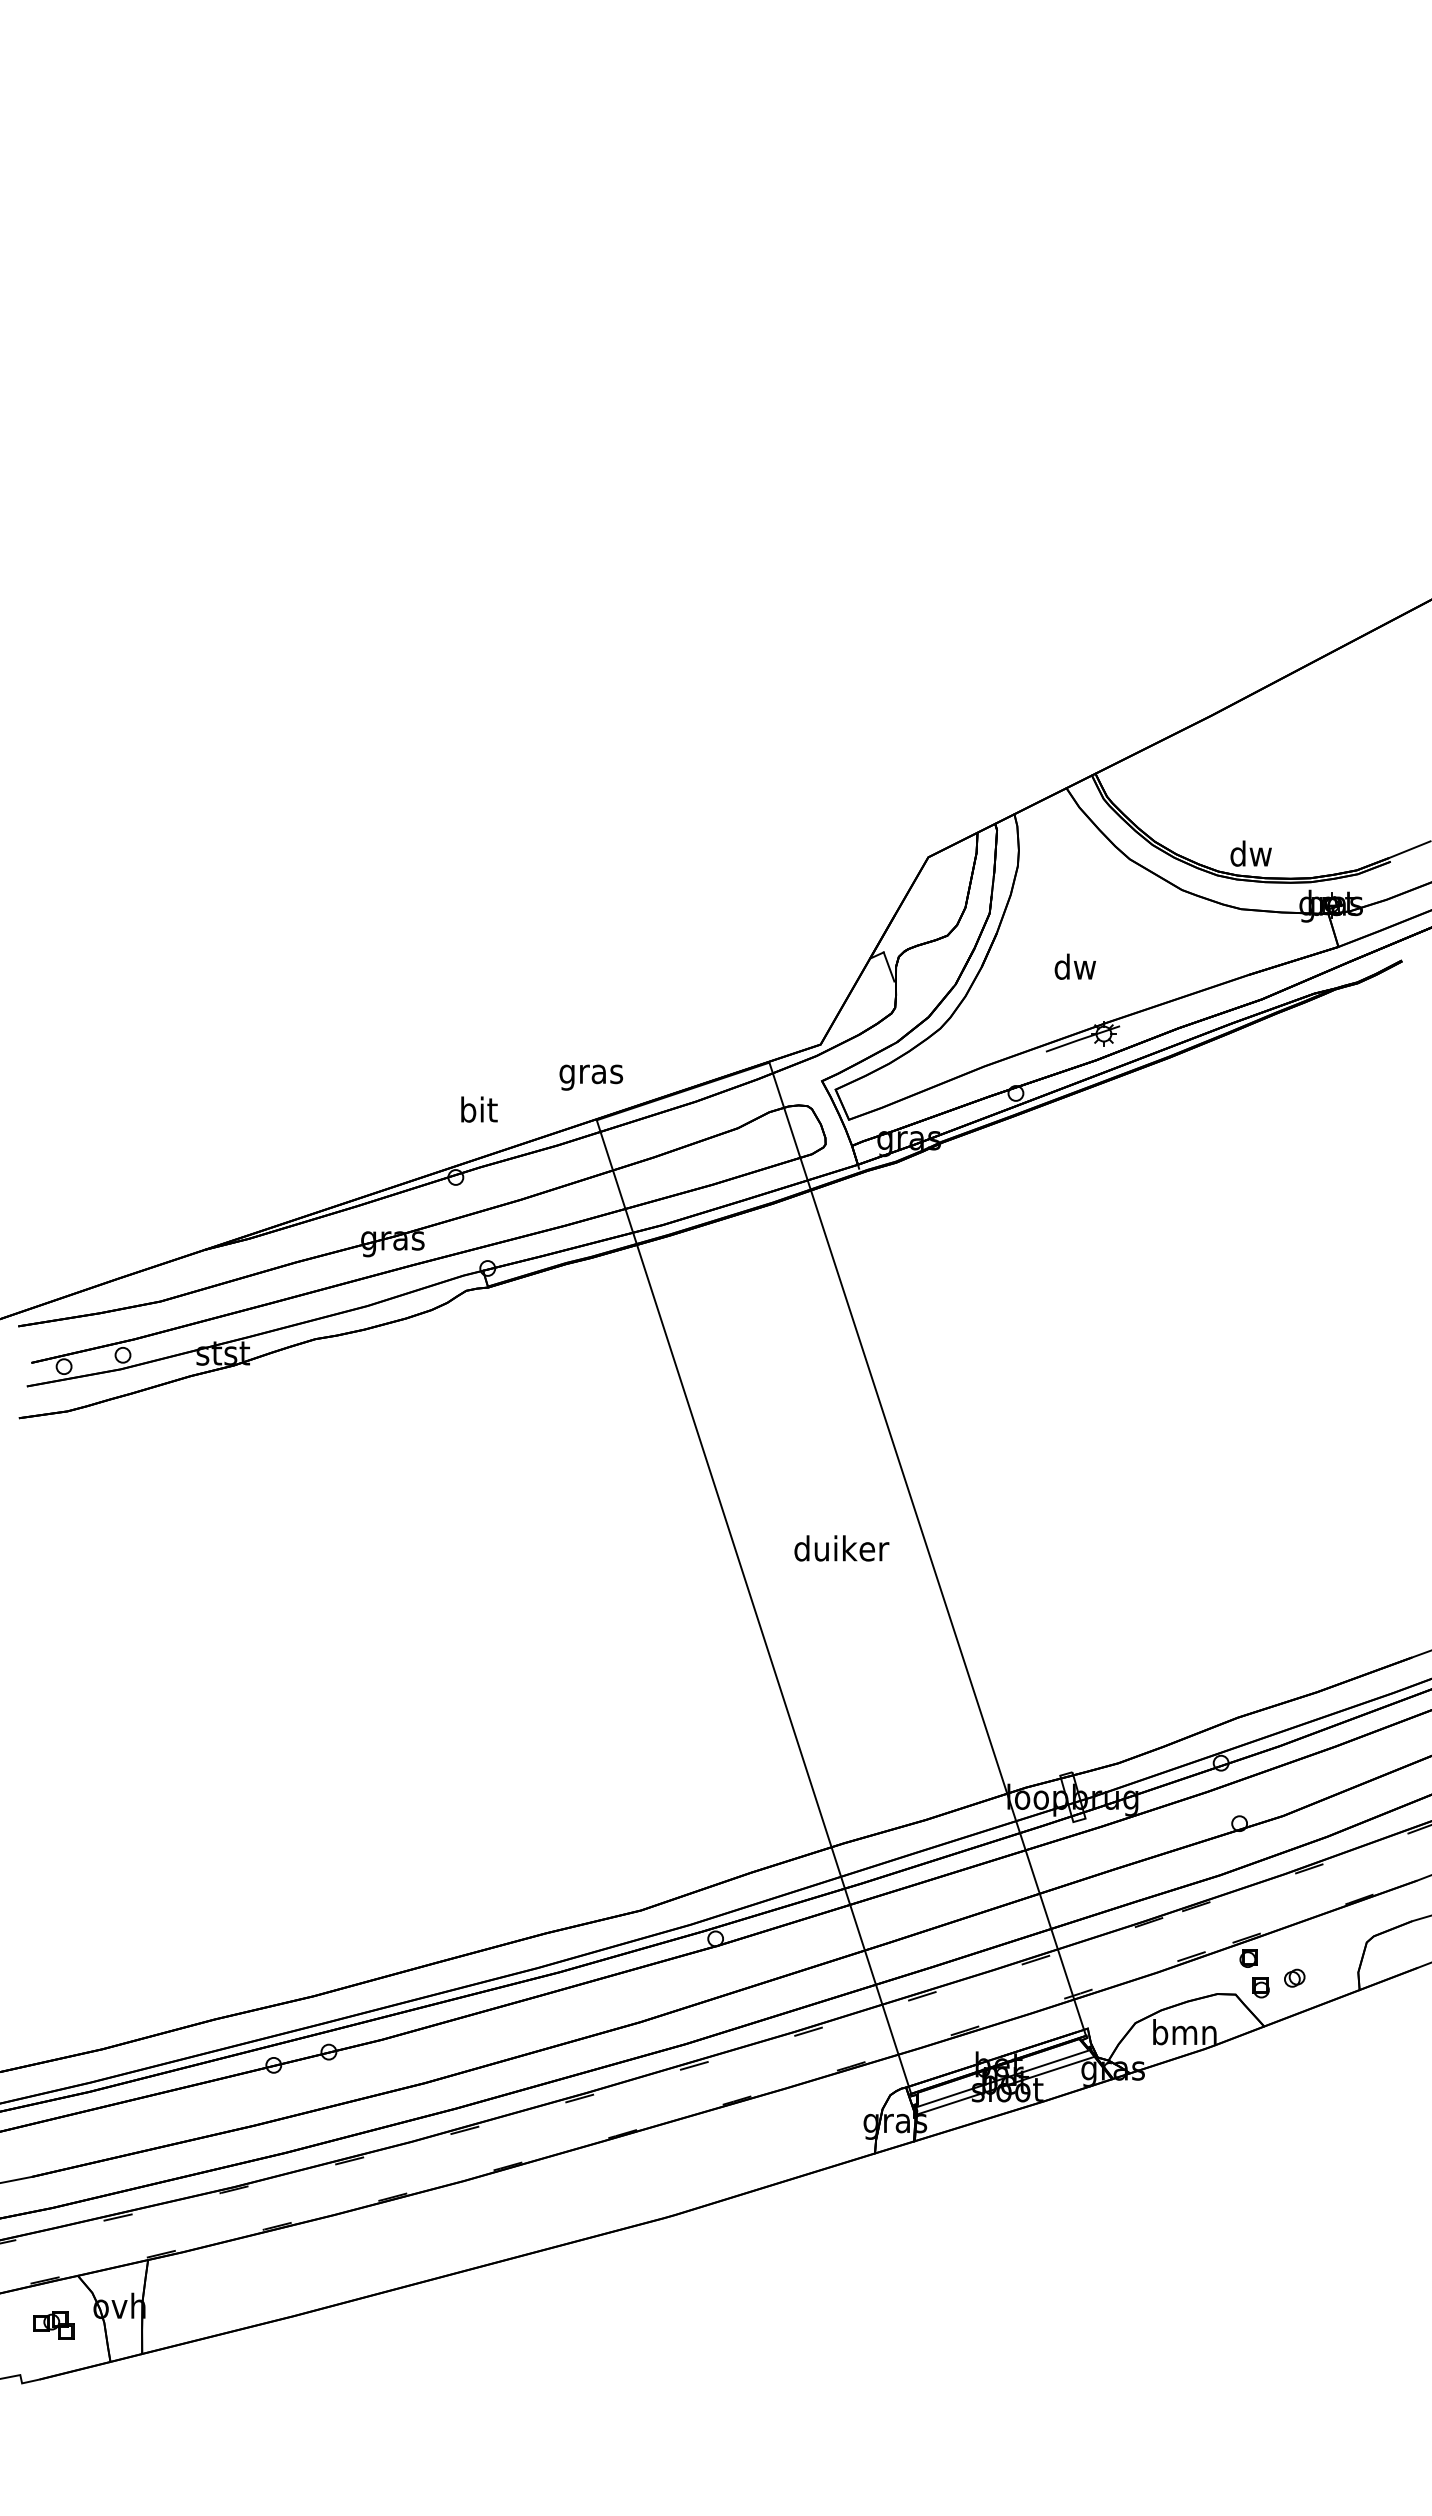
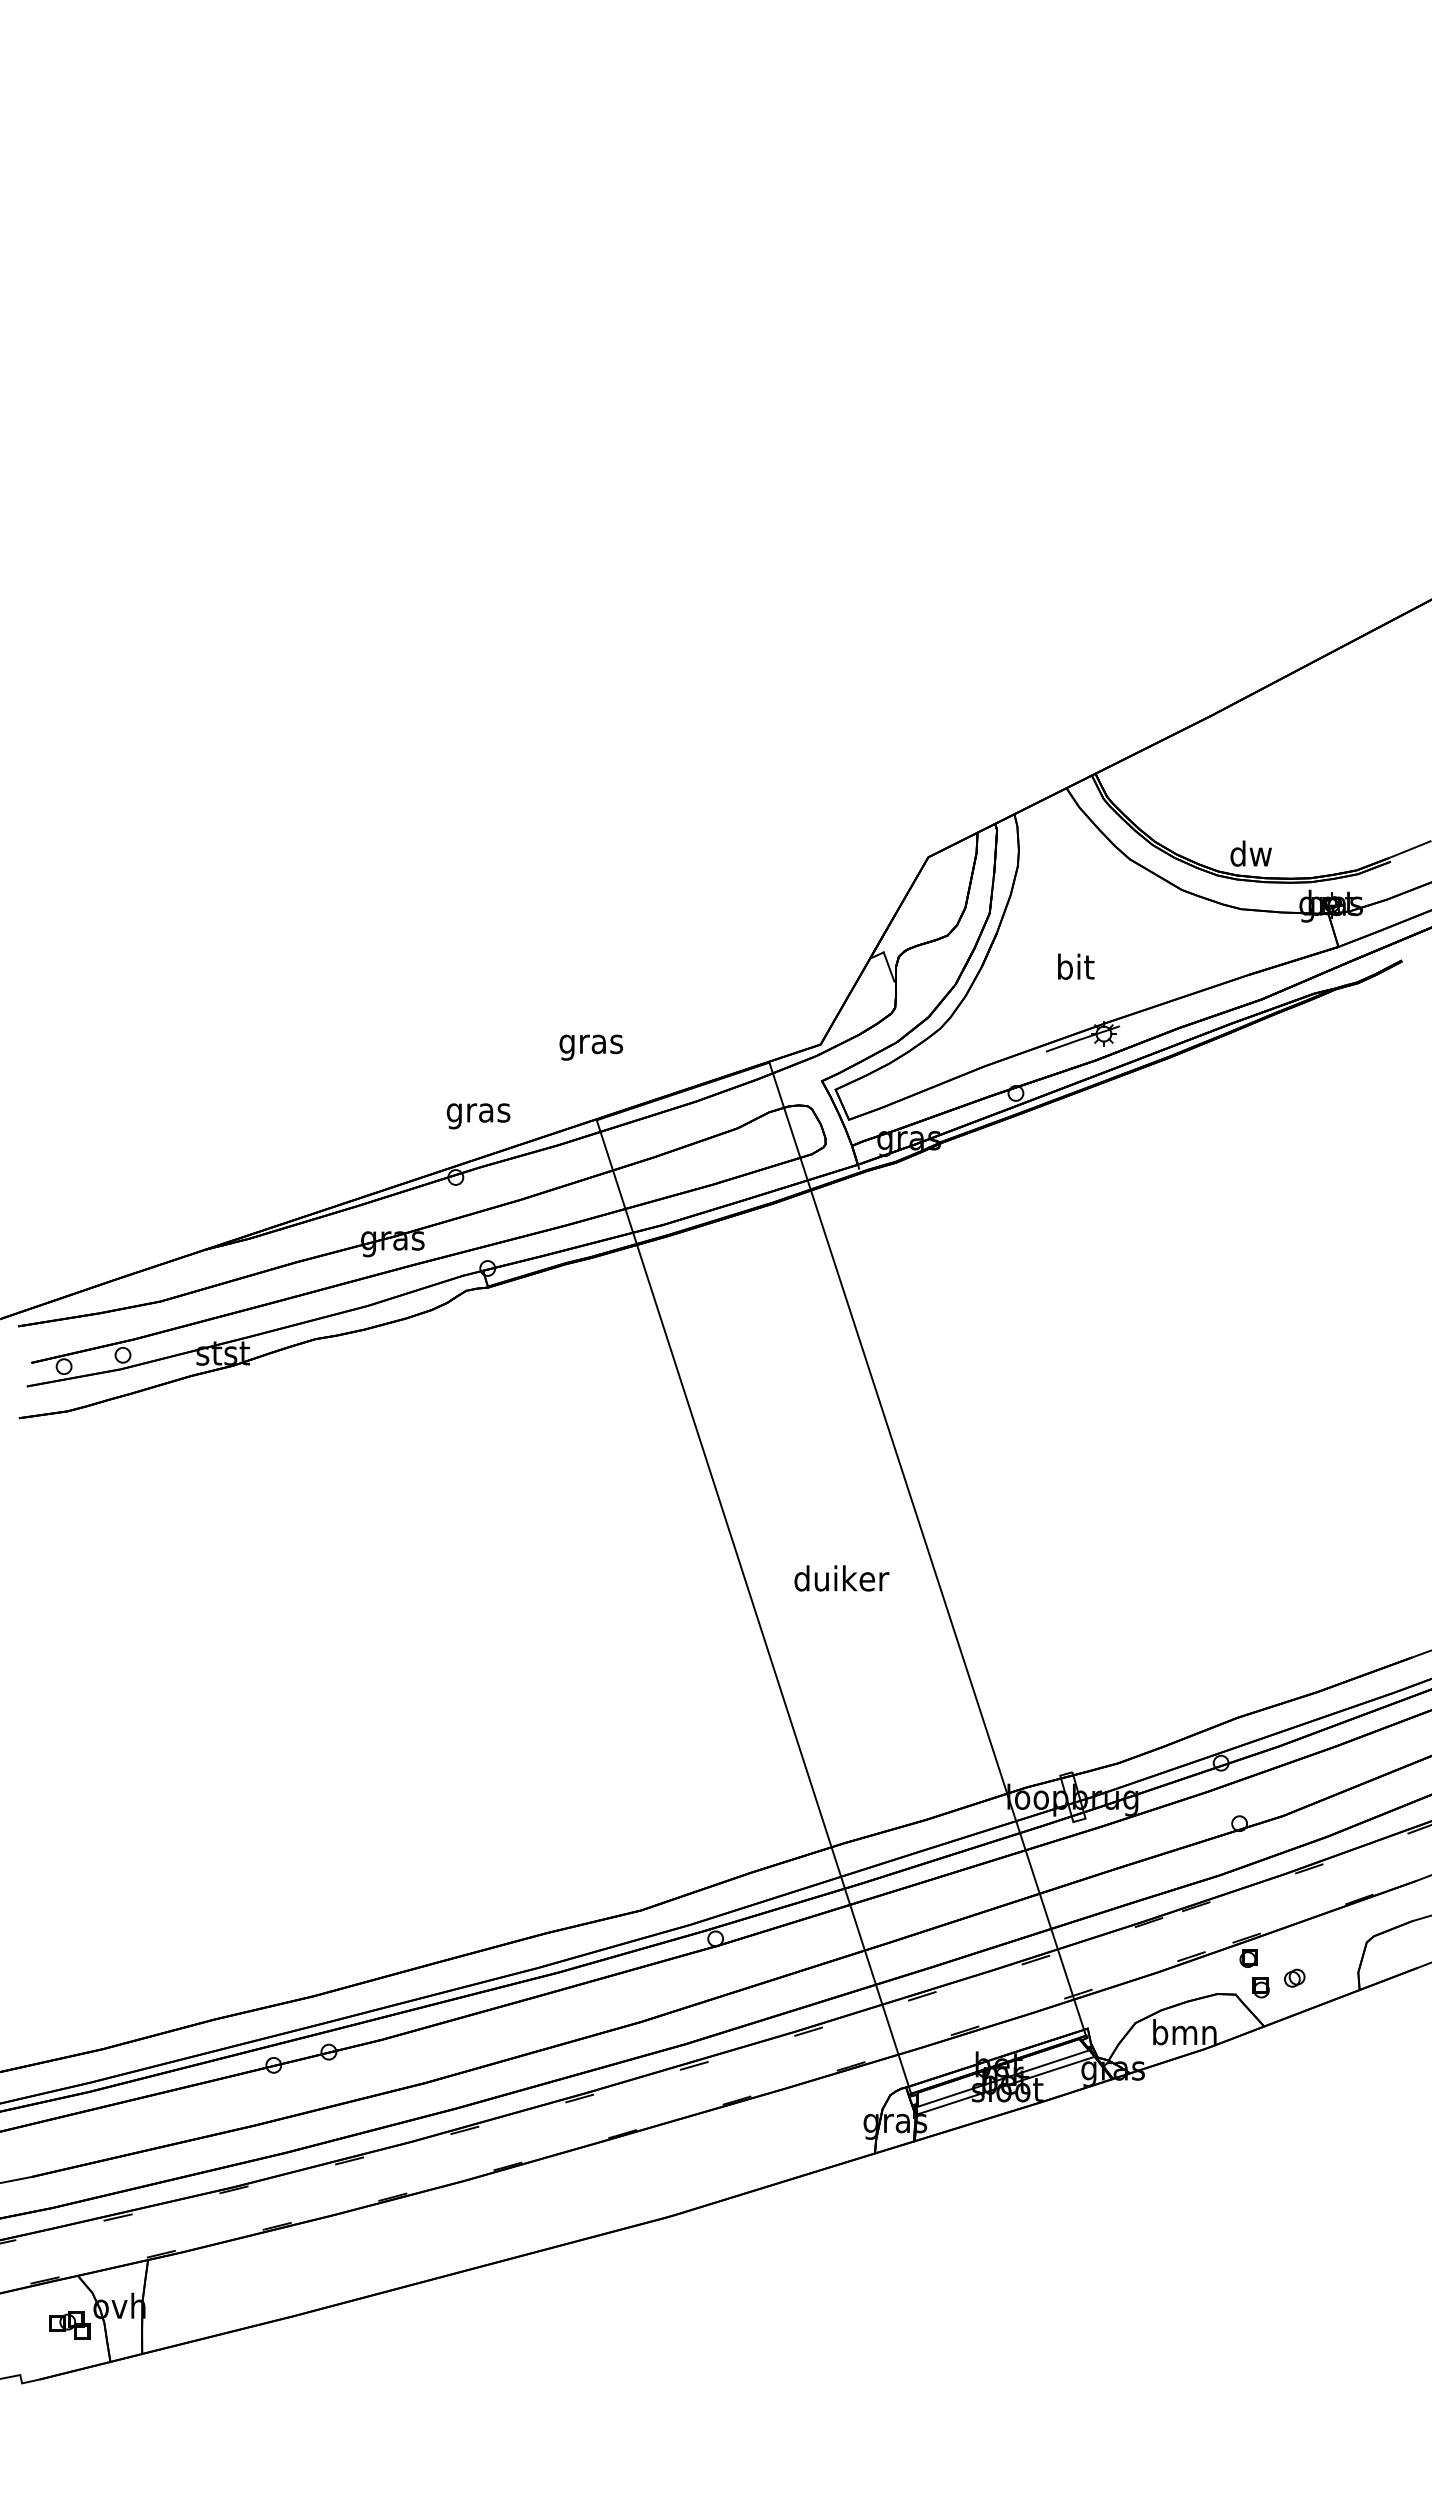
text: dw -> bit (1075, 966)
text position: (591, 1077) -> (591, 1047) (591, 1047)
text: bit -> gras (478, 1112)
text position: (841, 1548) -> (841, 1578) (841, 1578)
part position: (53, 2325) -> (69, 2325) (69, 2325)
